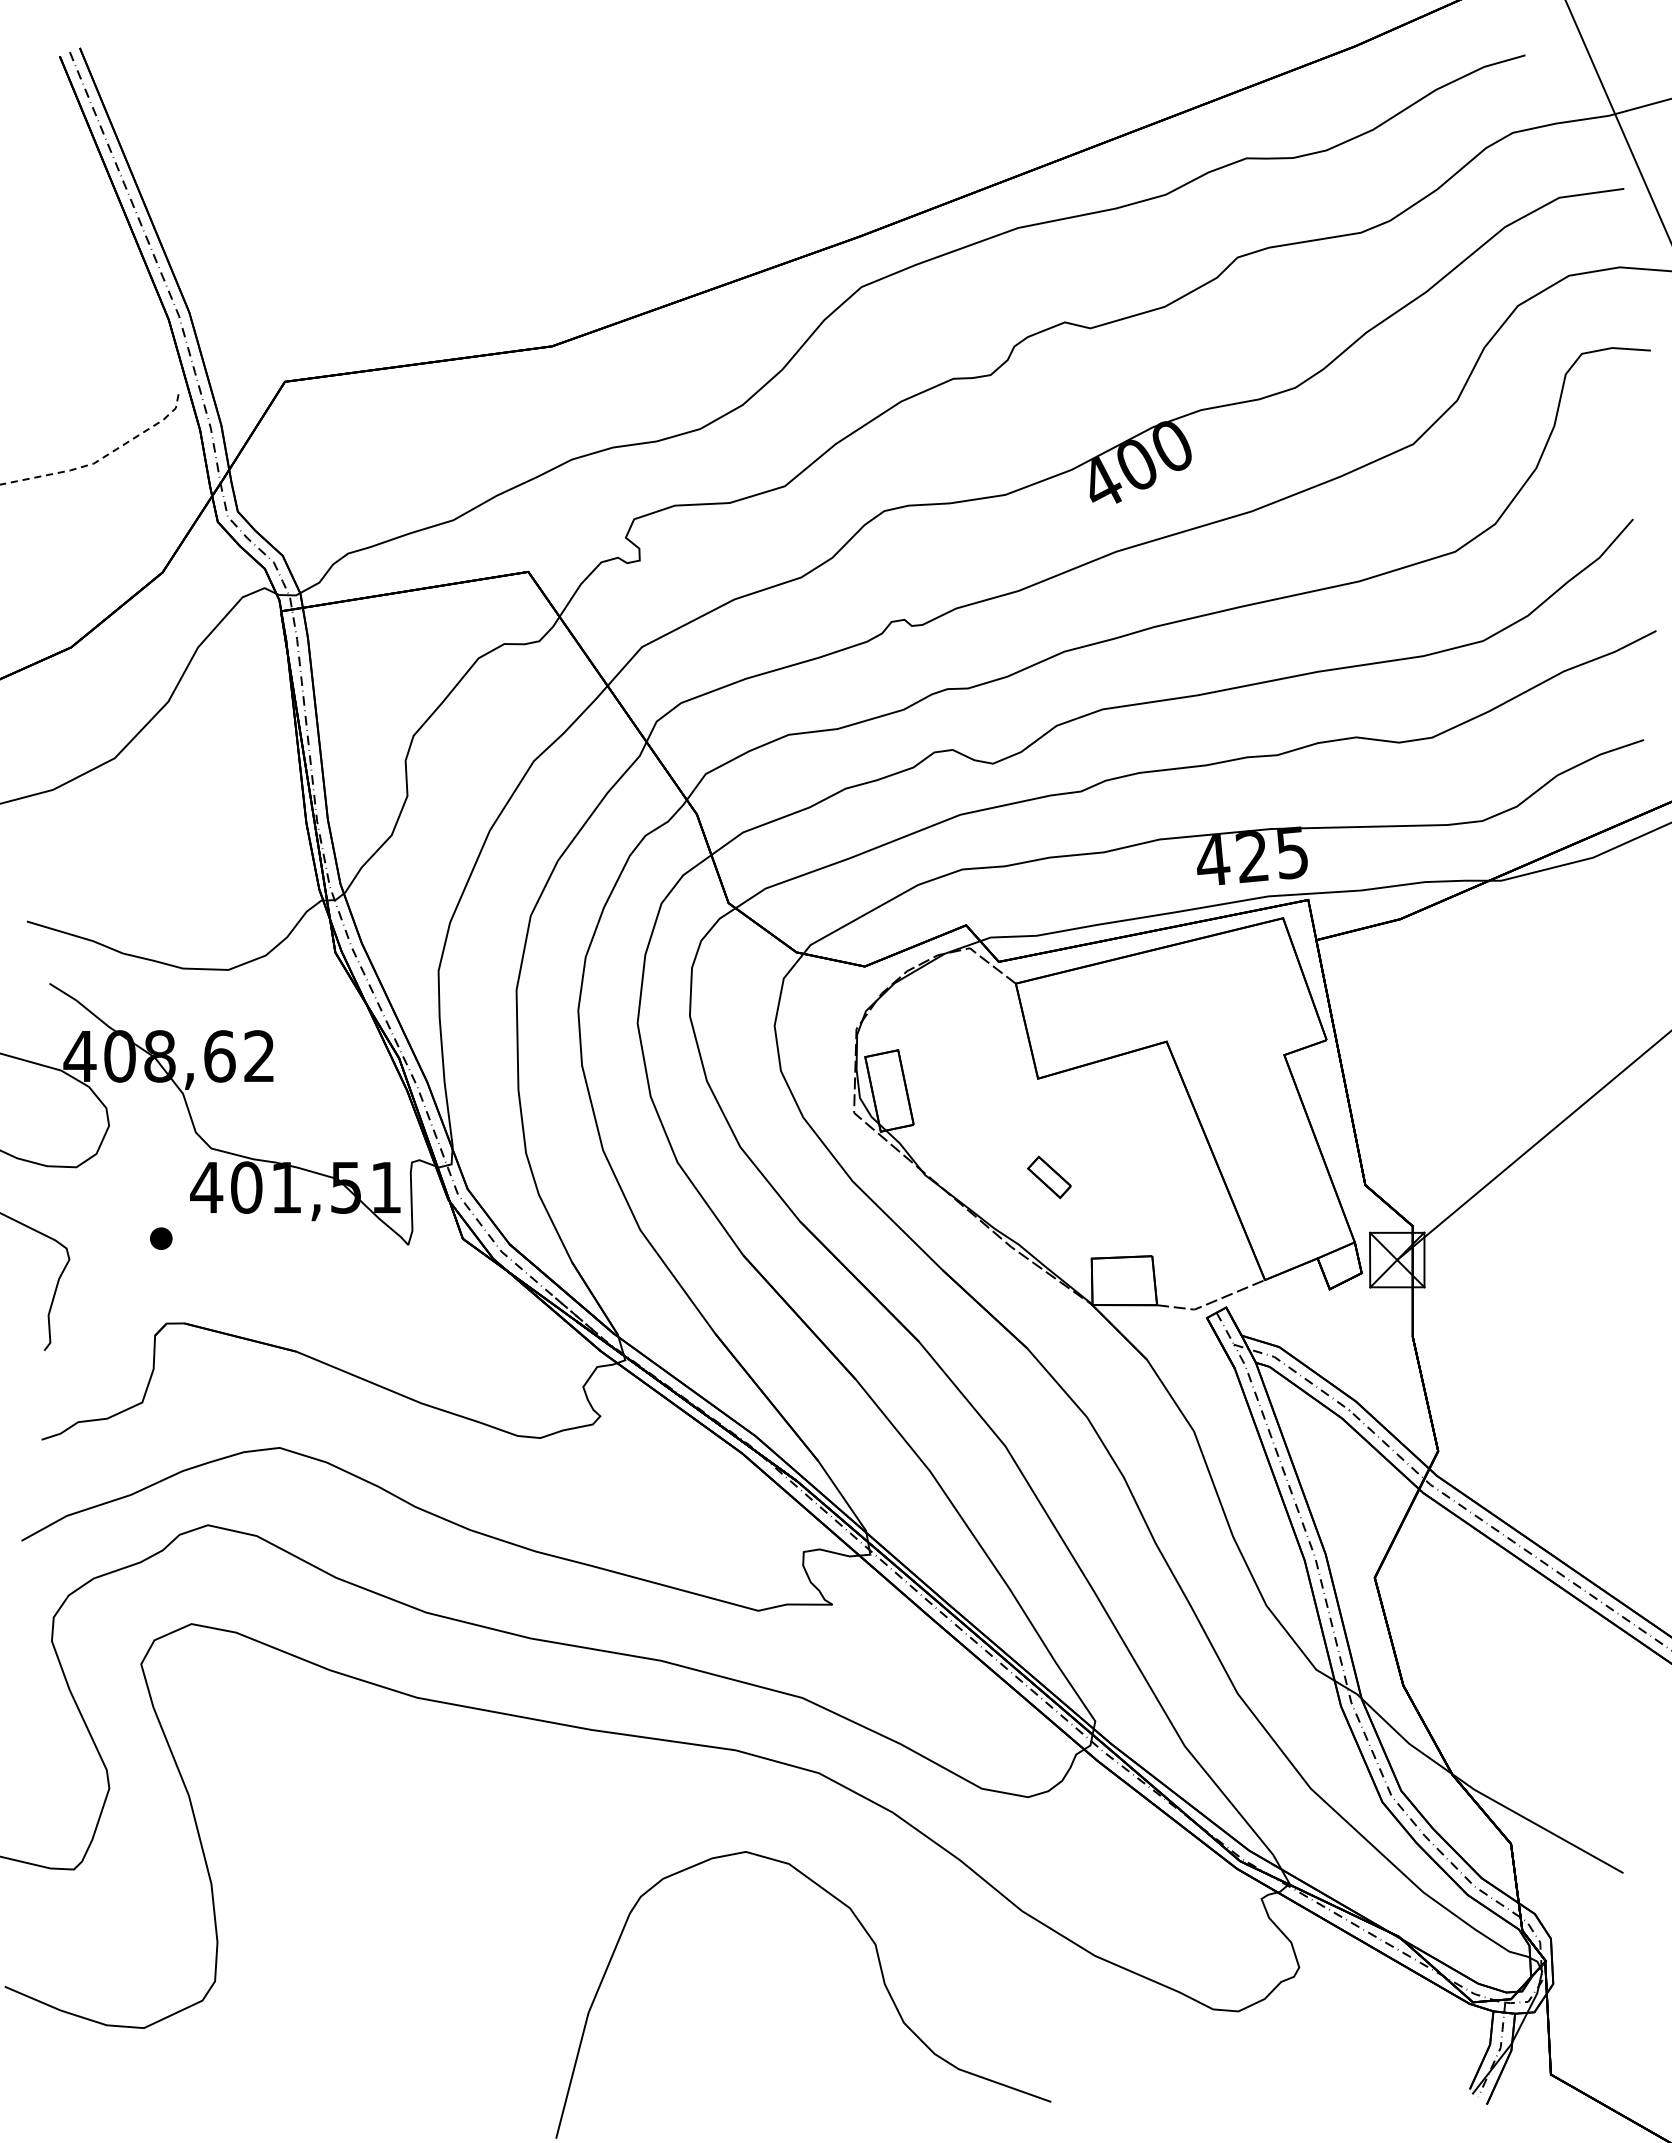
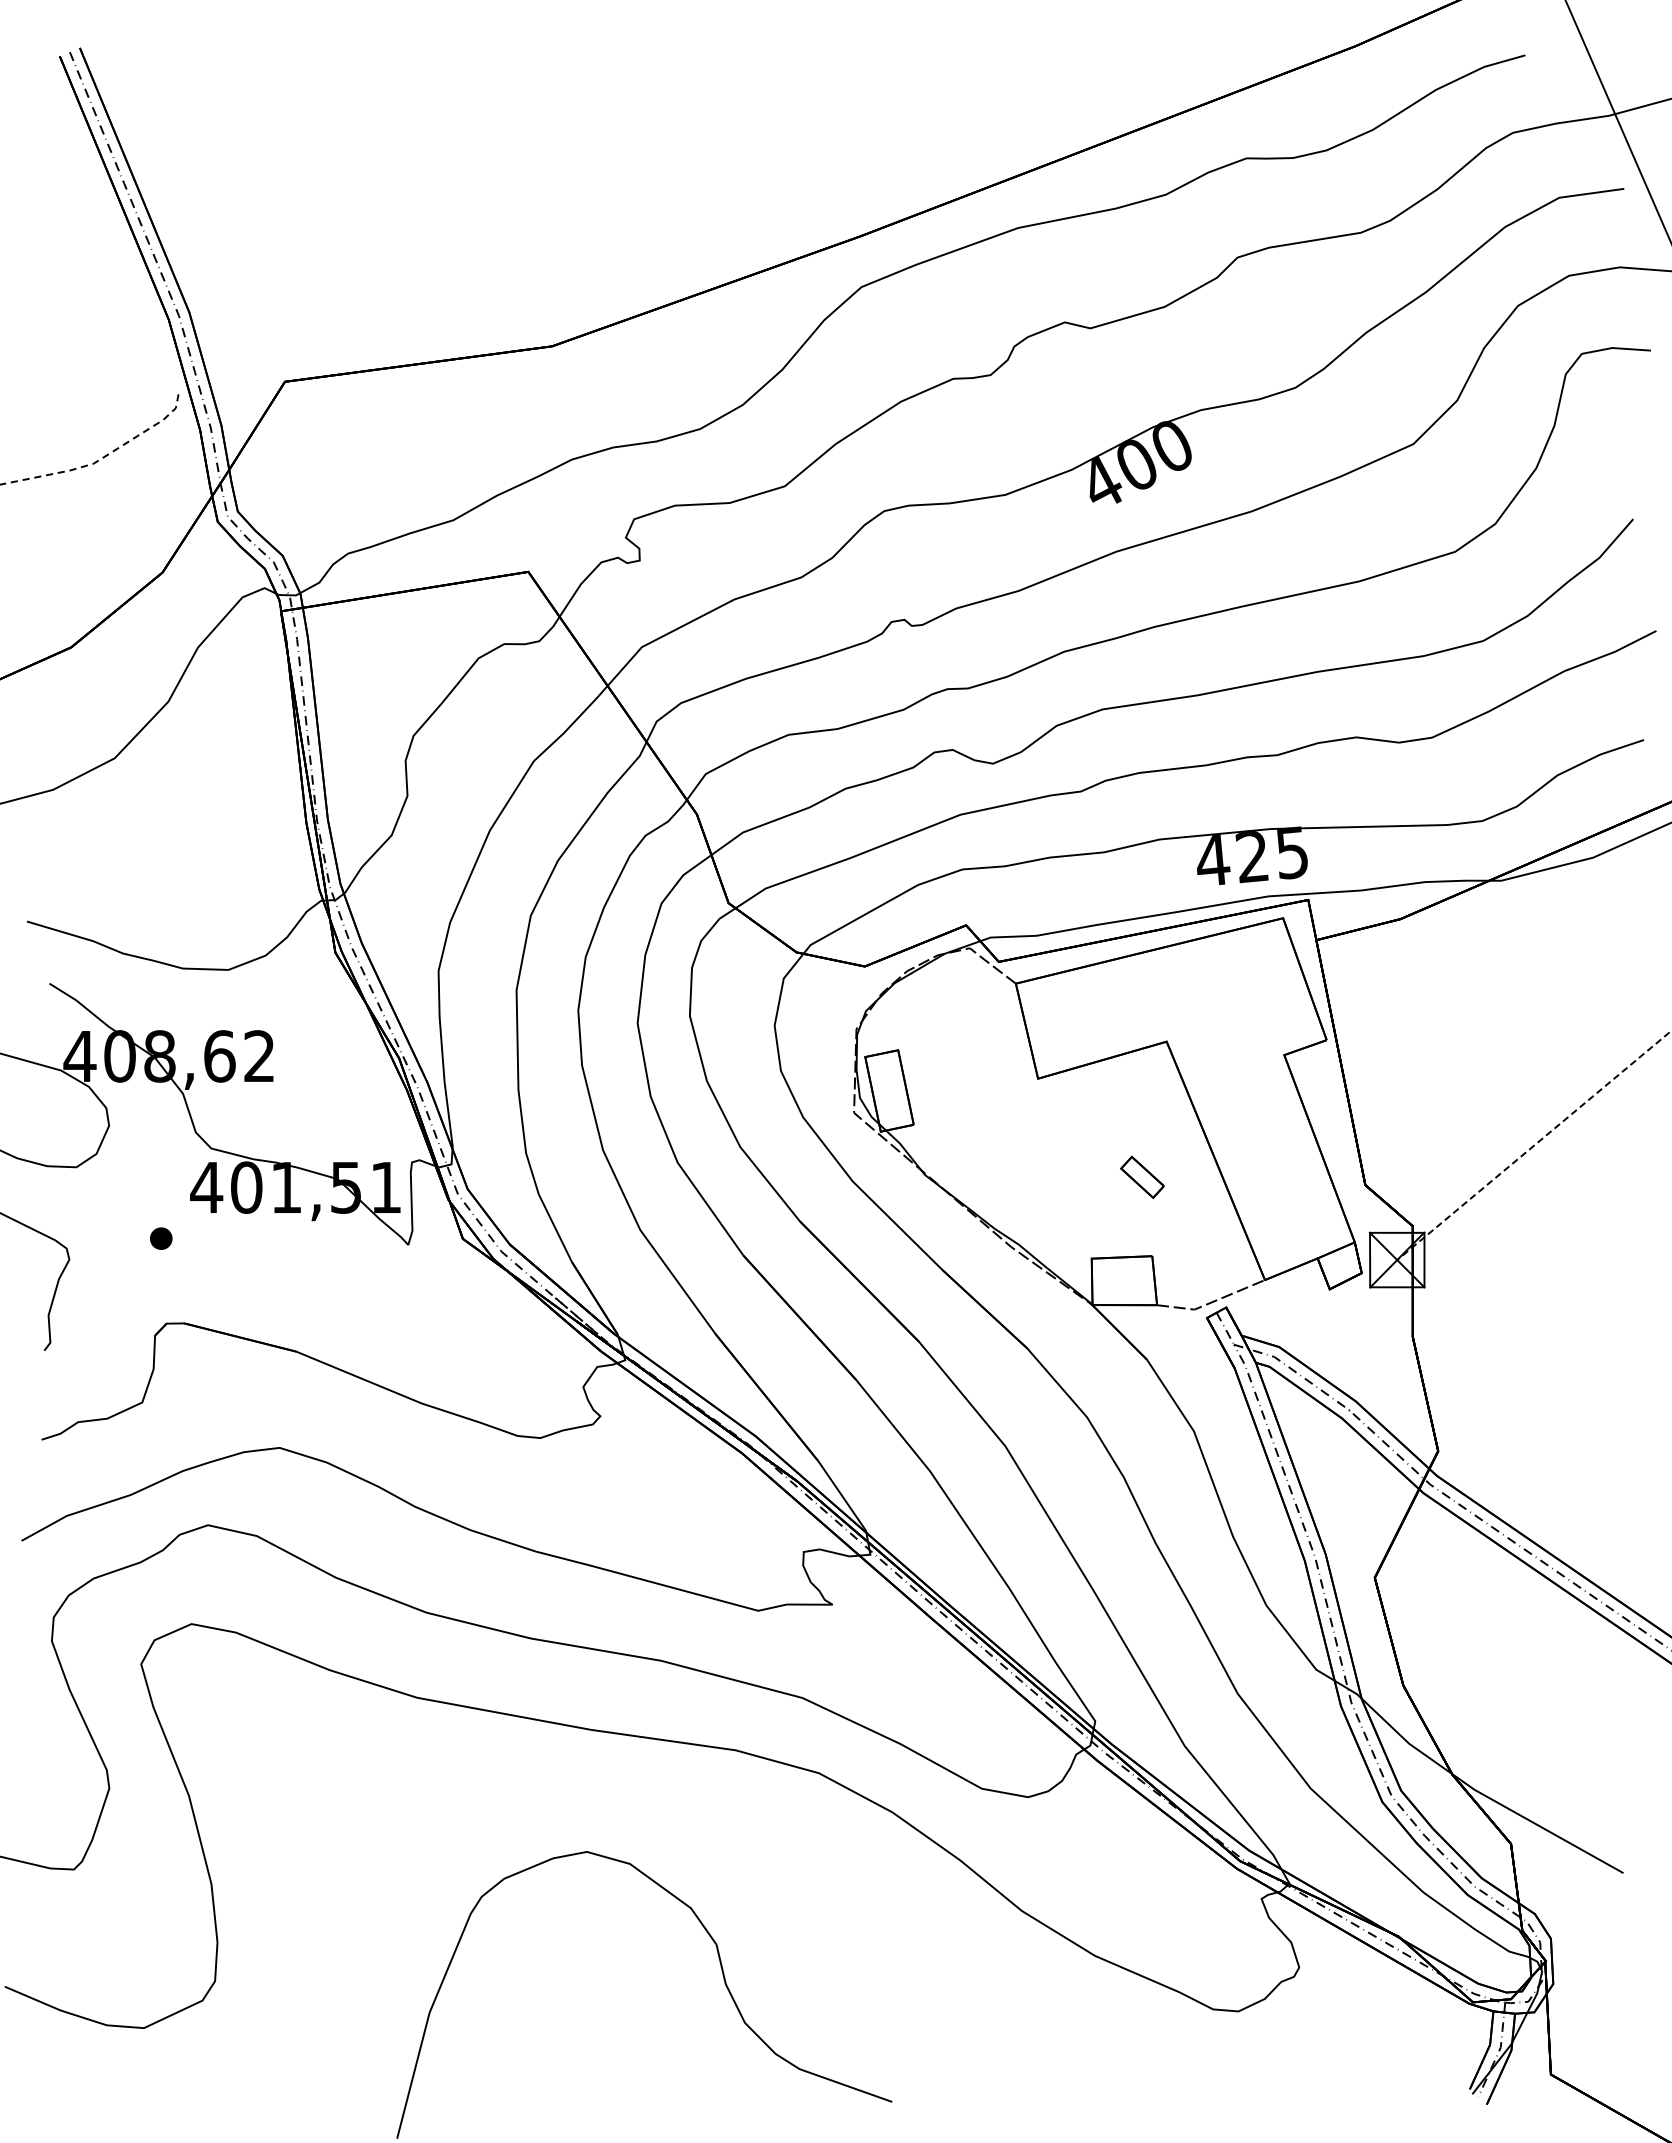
line: solid -> dashed (1534, 1145)
part position: (1049, 1176) -> (1142, 1176) (1142, 1176)
curve position: (881, 1975) -> (722, 1975) (722, 1975)
